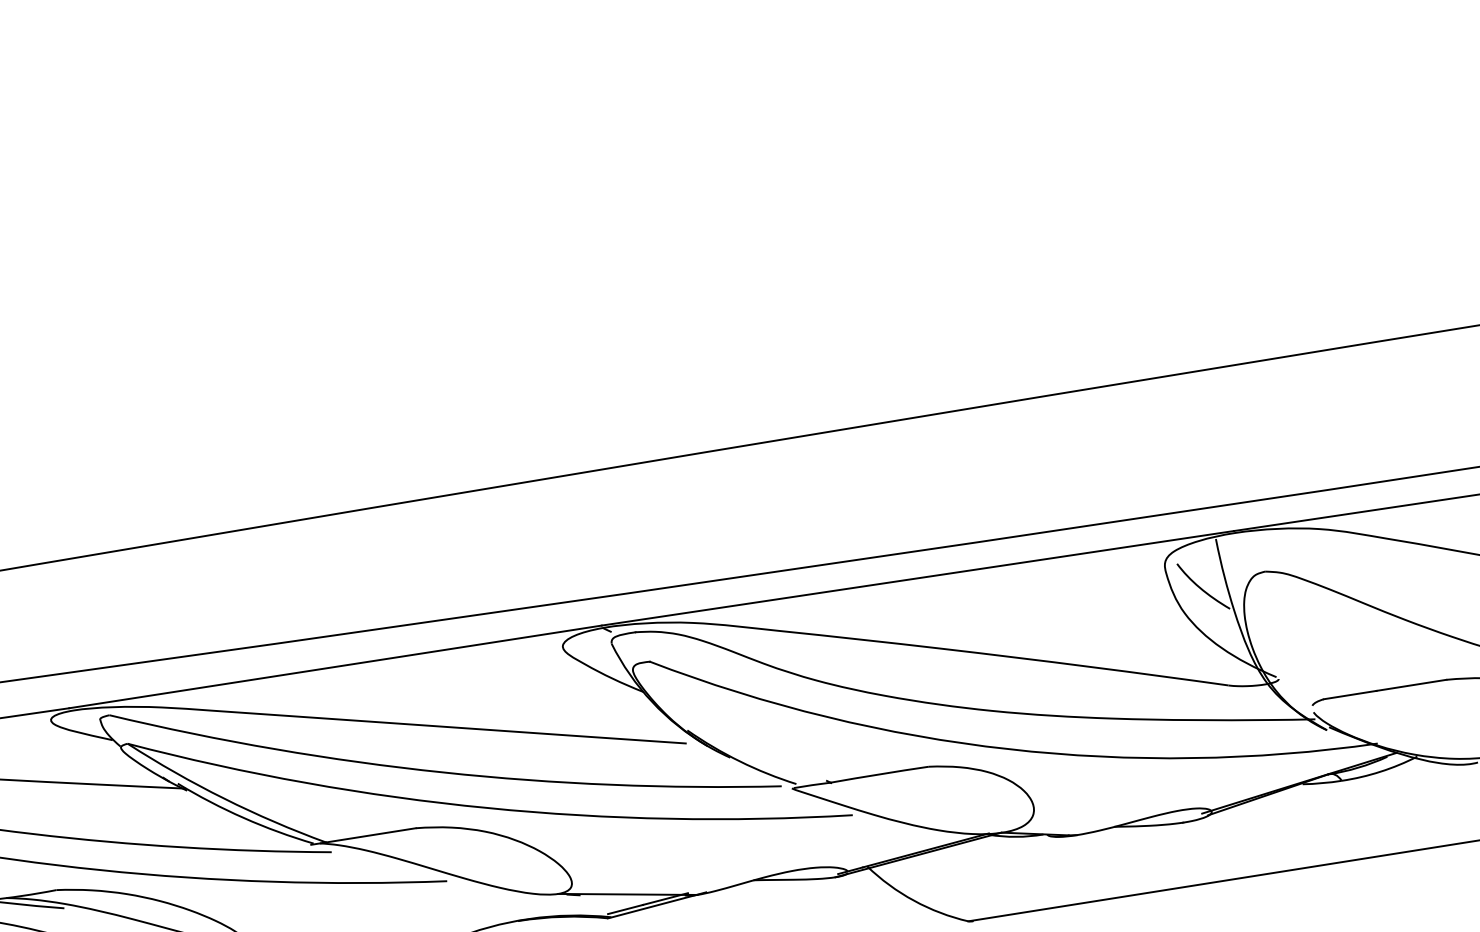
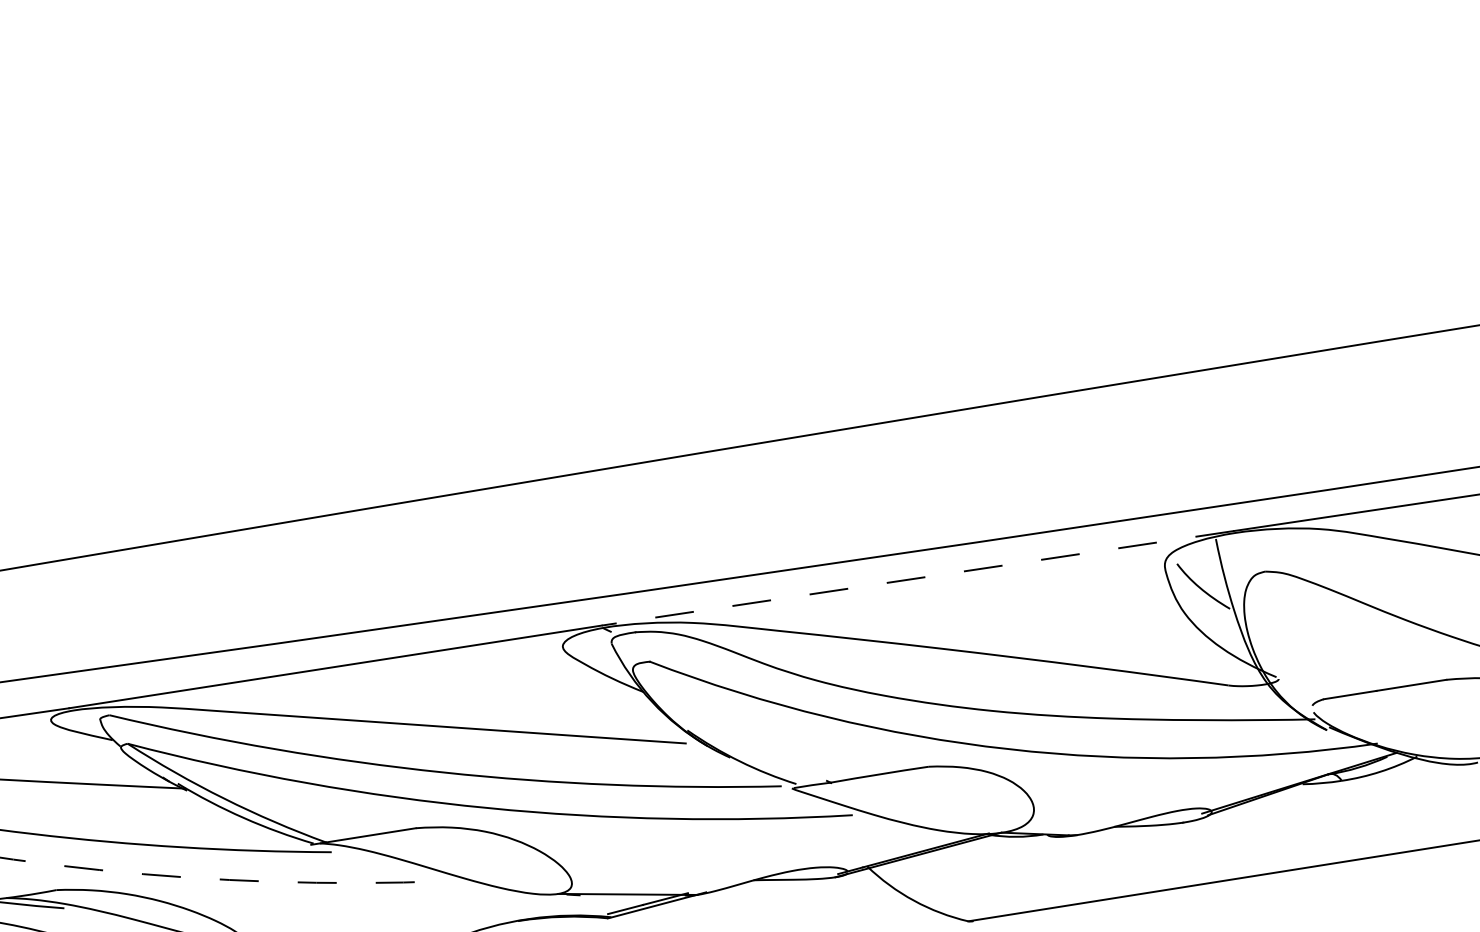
line: solid -> dashed (917, 578)
arc: solid -> dashed (223, 879)
